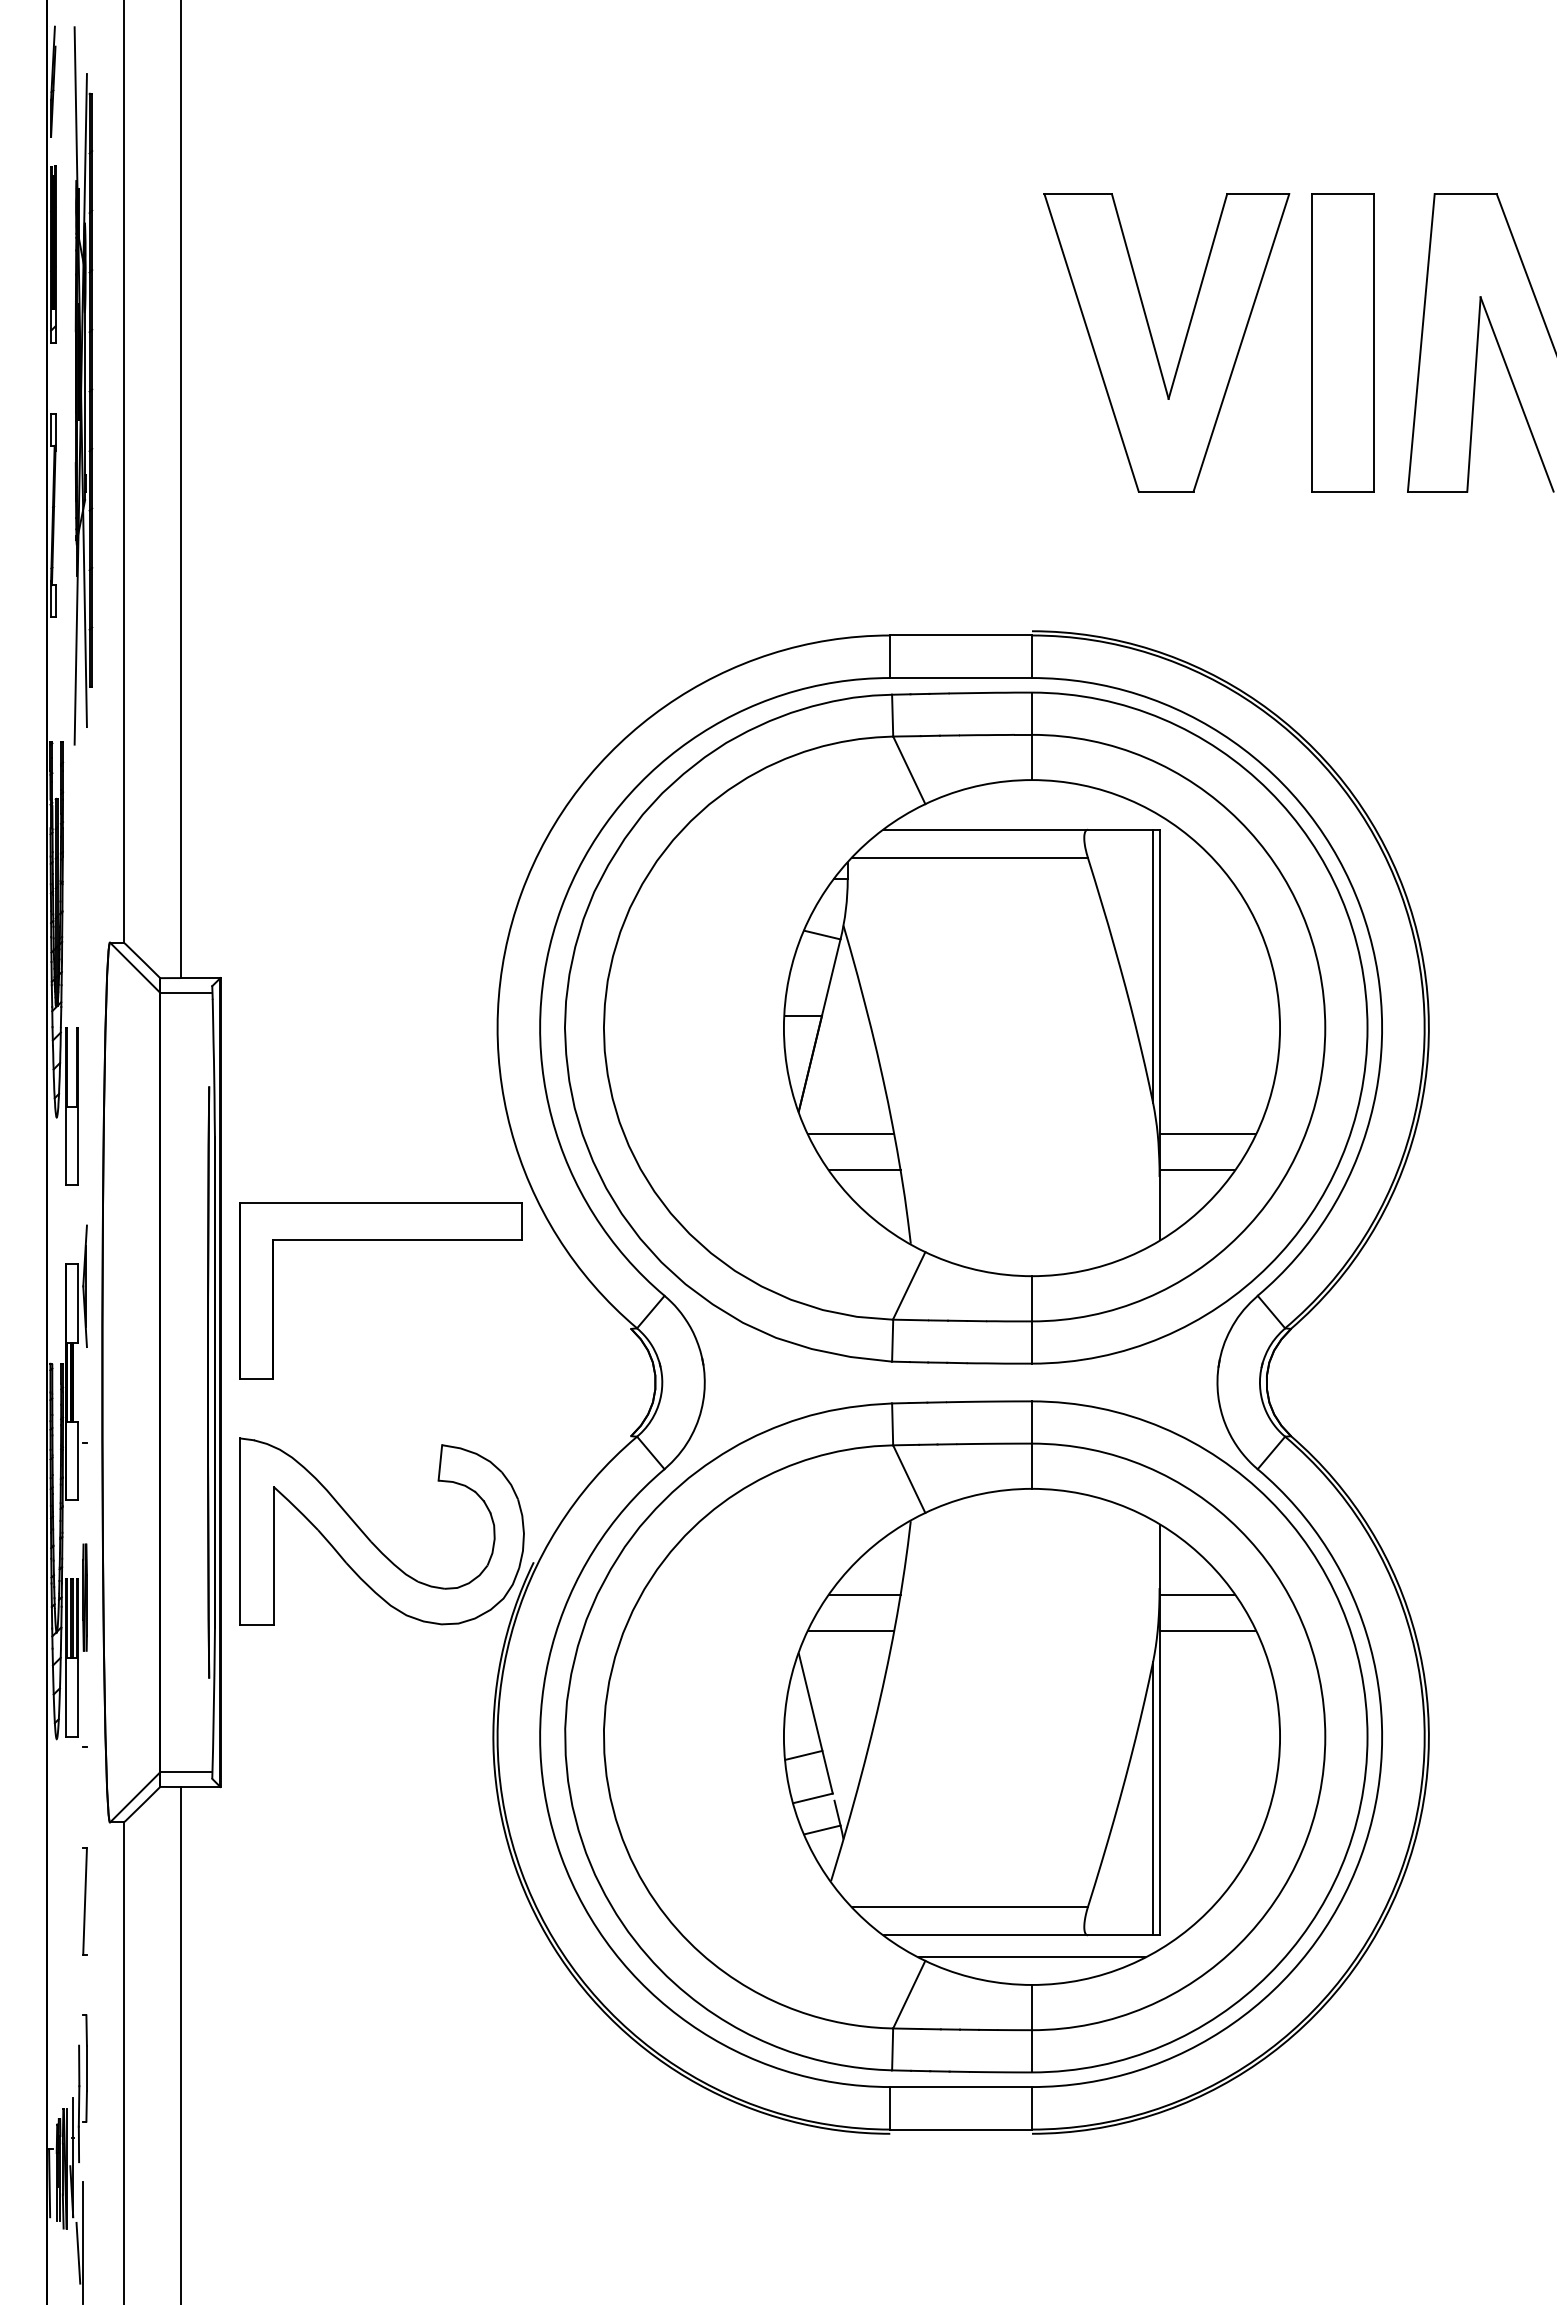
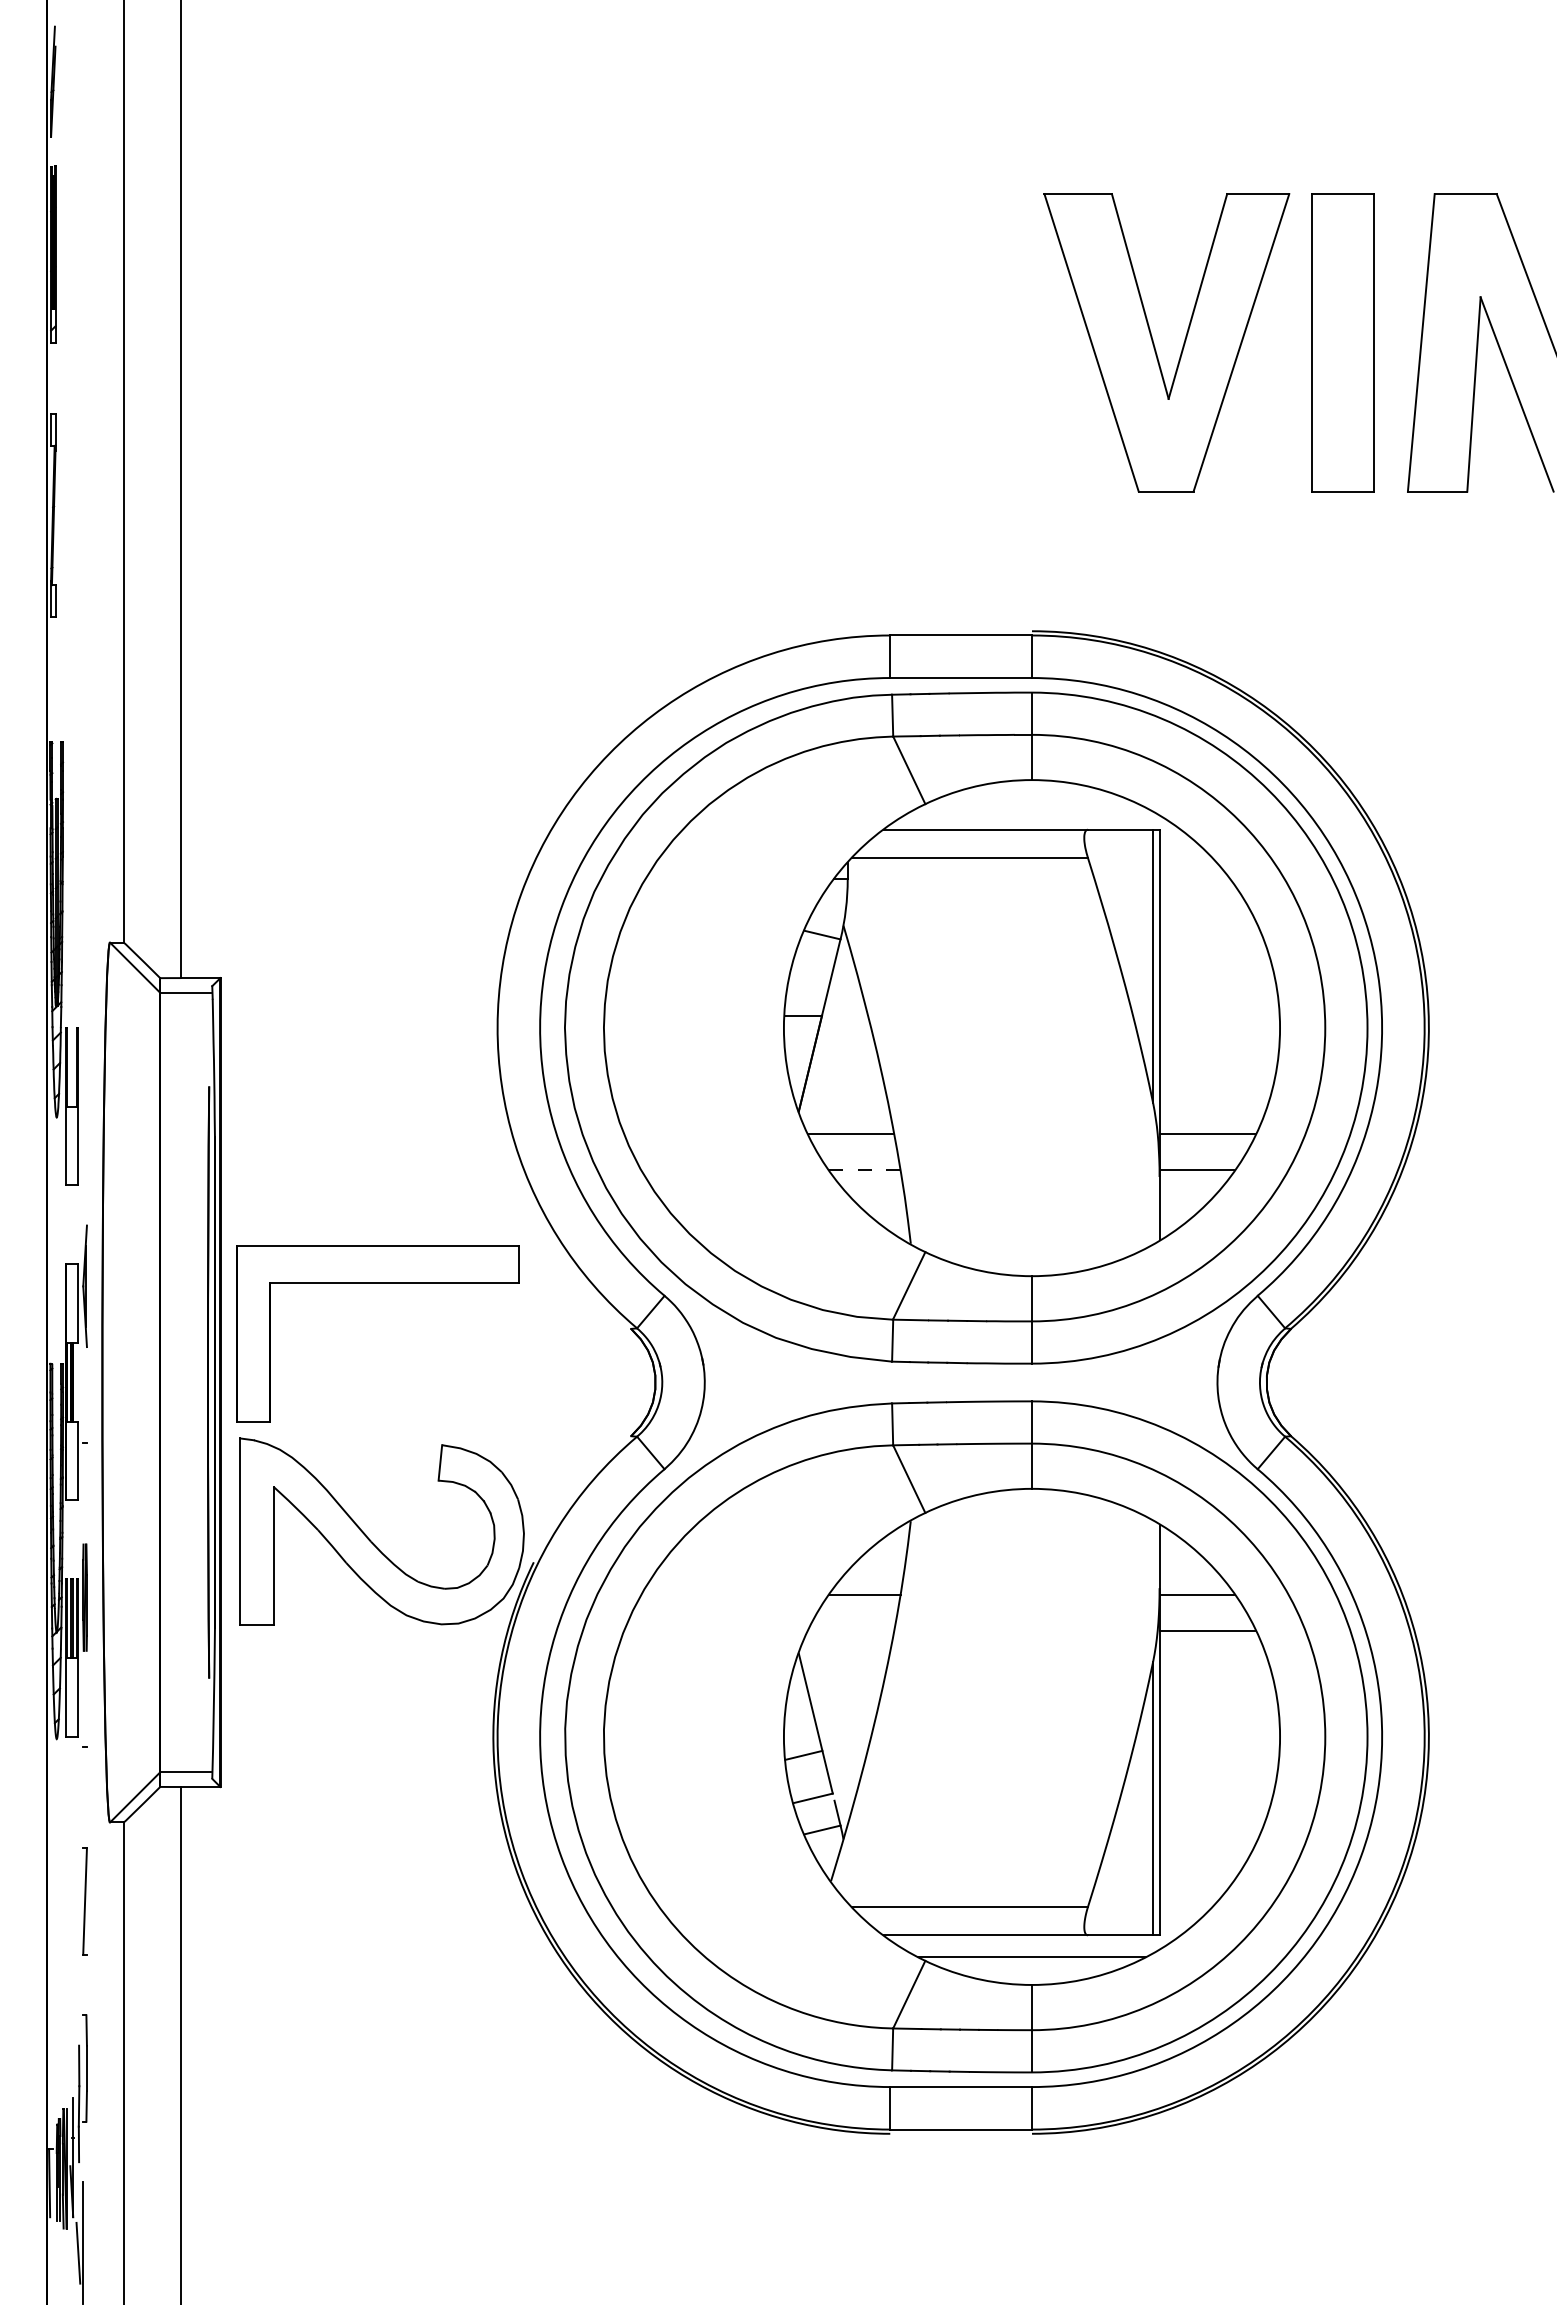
part: present -> none (83, 385)
line: solid -> dashed (864, 1169)
part position: (380, 1240) -> (377, 1283) (377, 1283)
line: present -> none (851, 1630)
